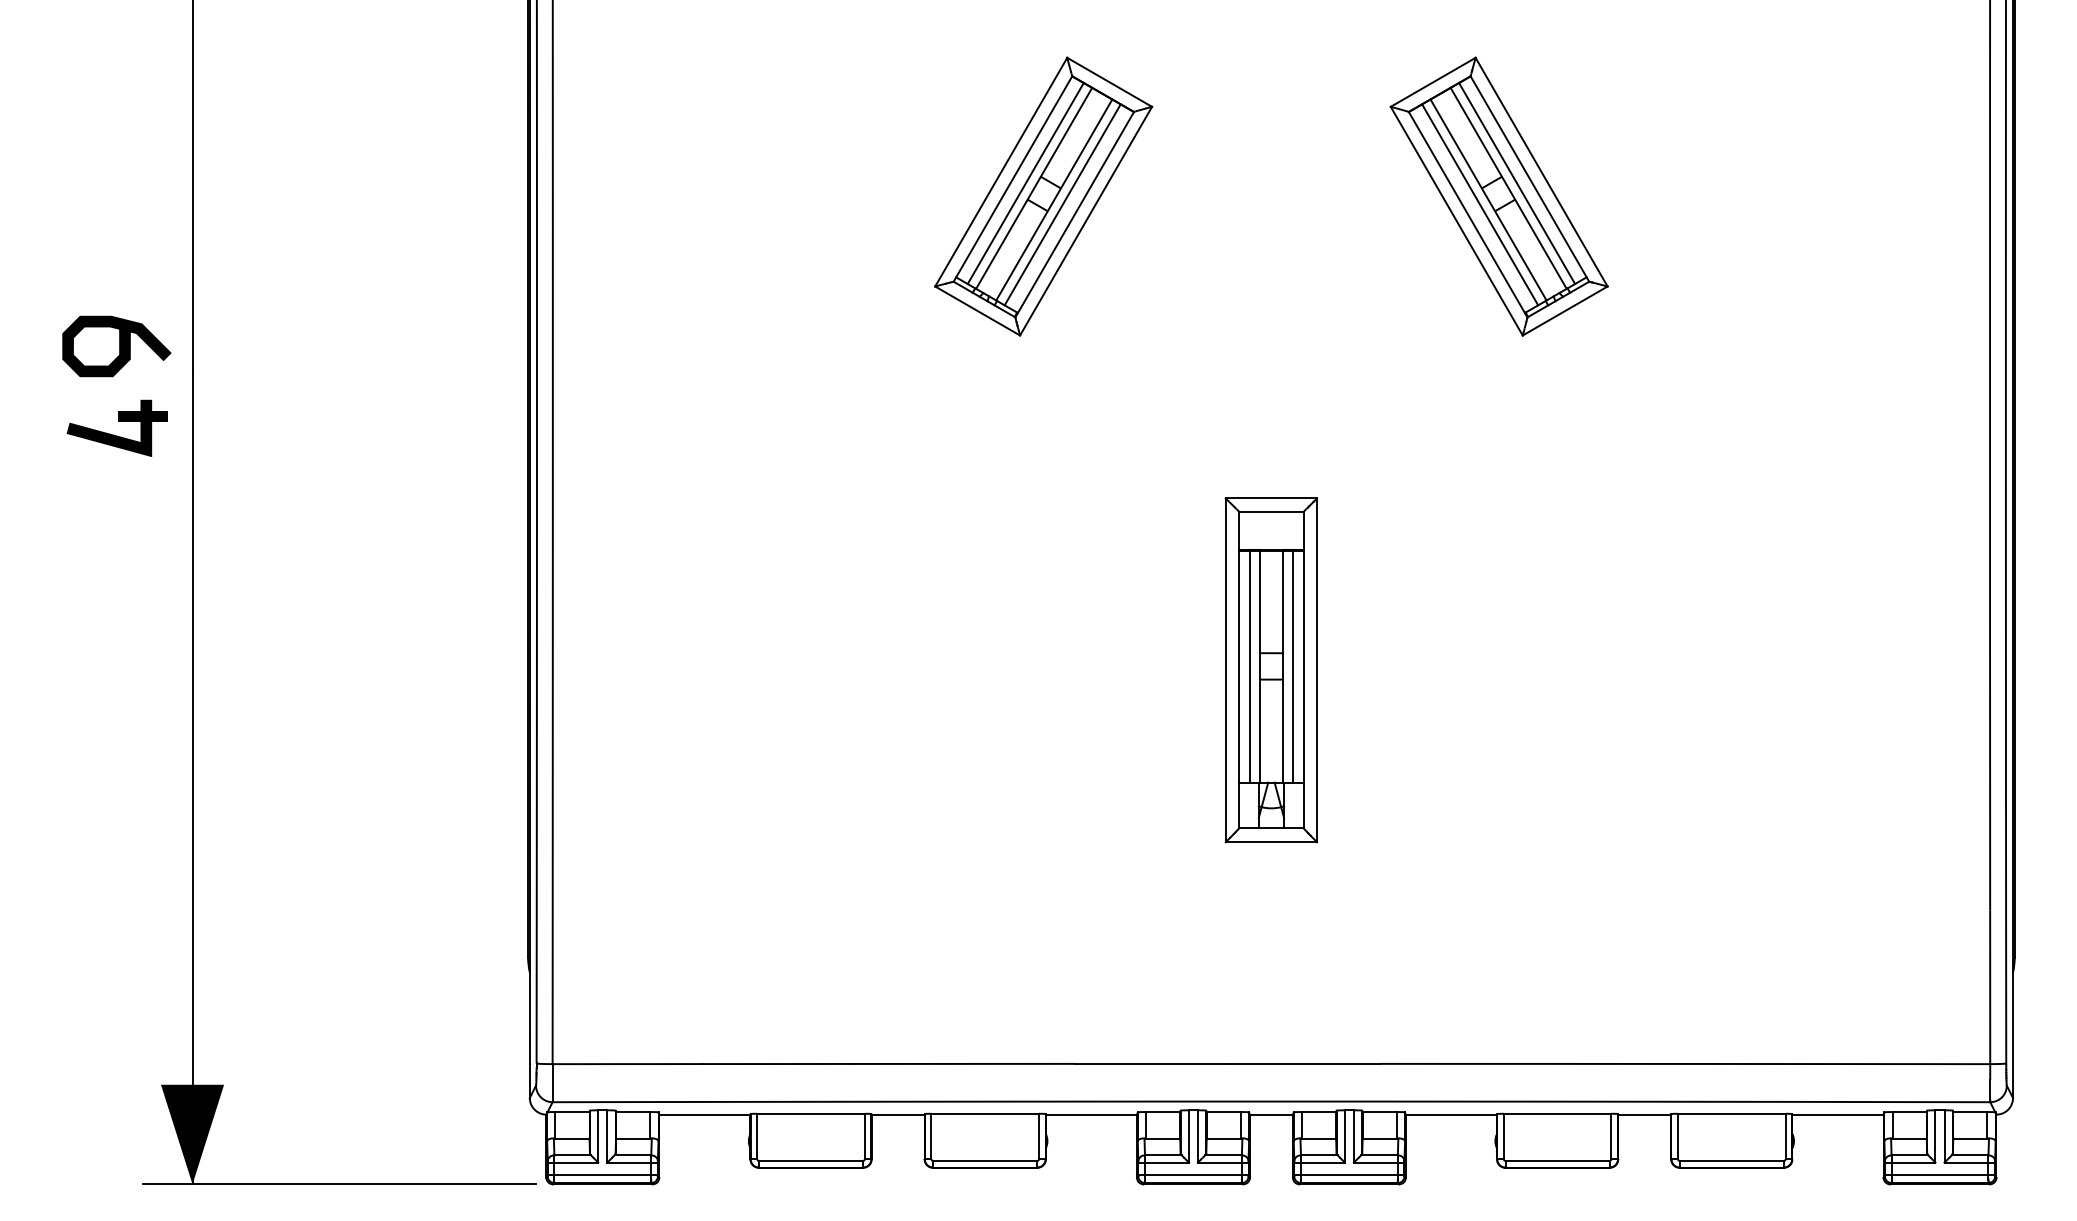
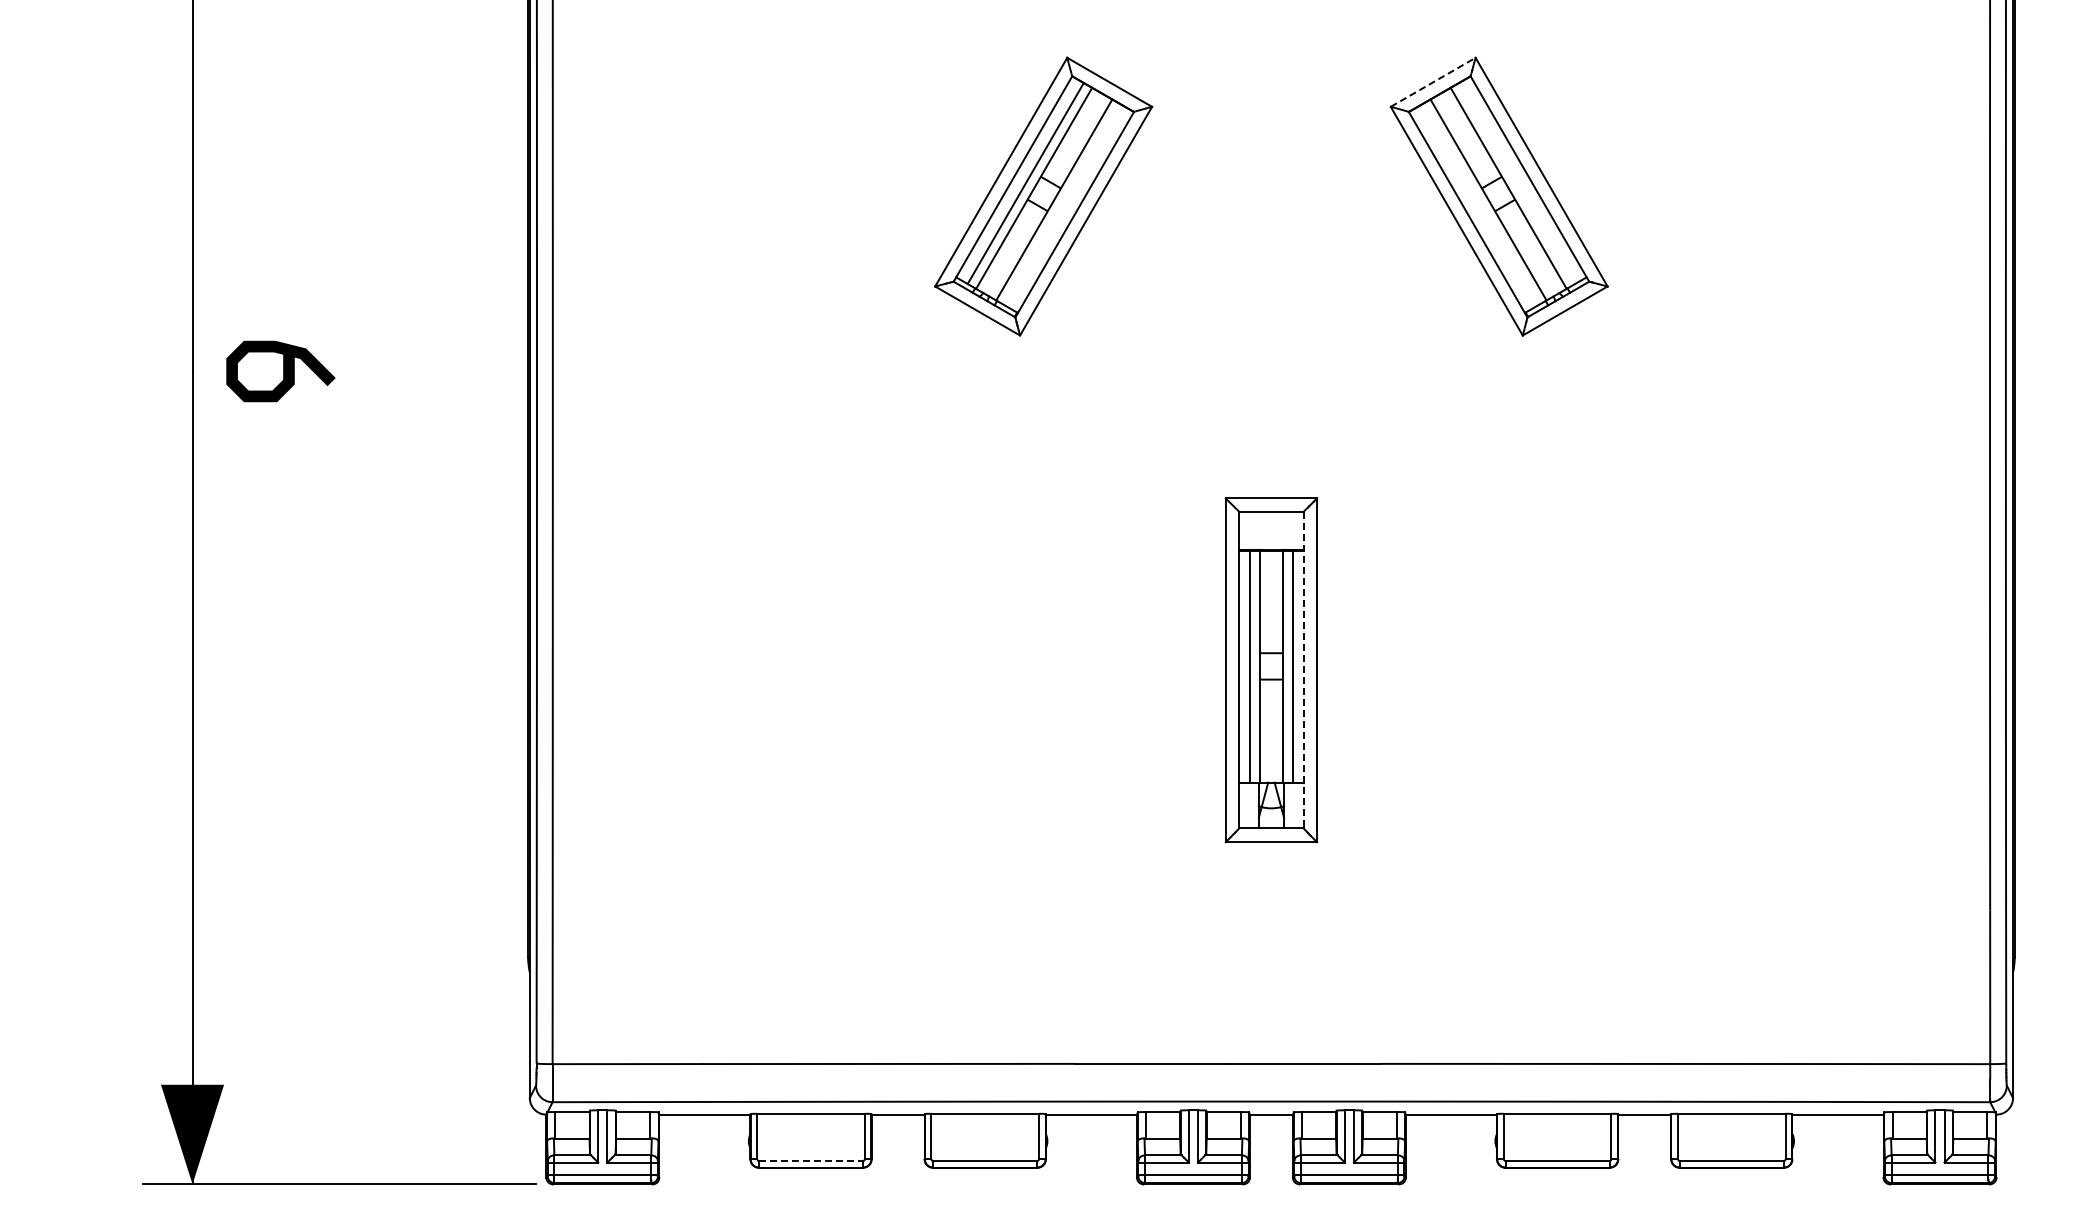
line: solid -> dashed (1433, 82)
line: present -> none (1517, 183)
line: present -> none (1062, 204)
line: present -> none (1480, 204)
curve position: (119, 346) -> (283, 371) (283, 371)
part: present -> none (118, 421)
line: solid -> dashed (1303, 670)
line: solid -> dashed (811, 1160)
